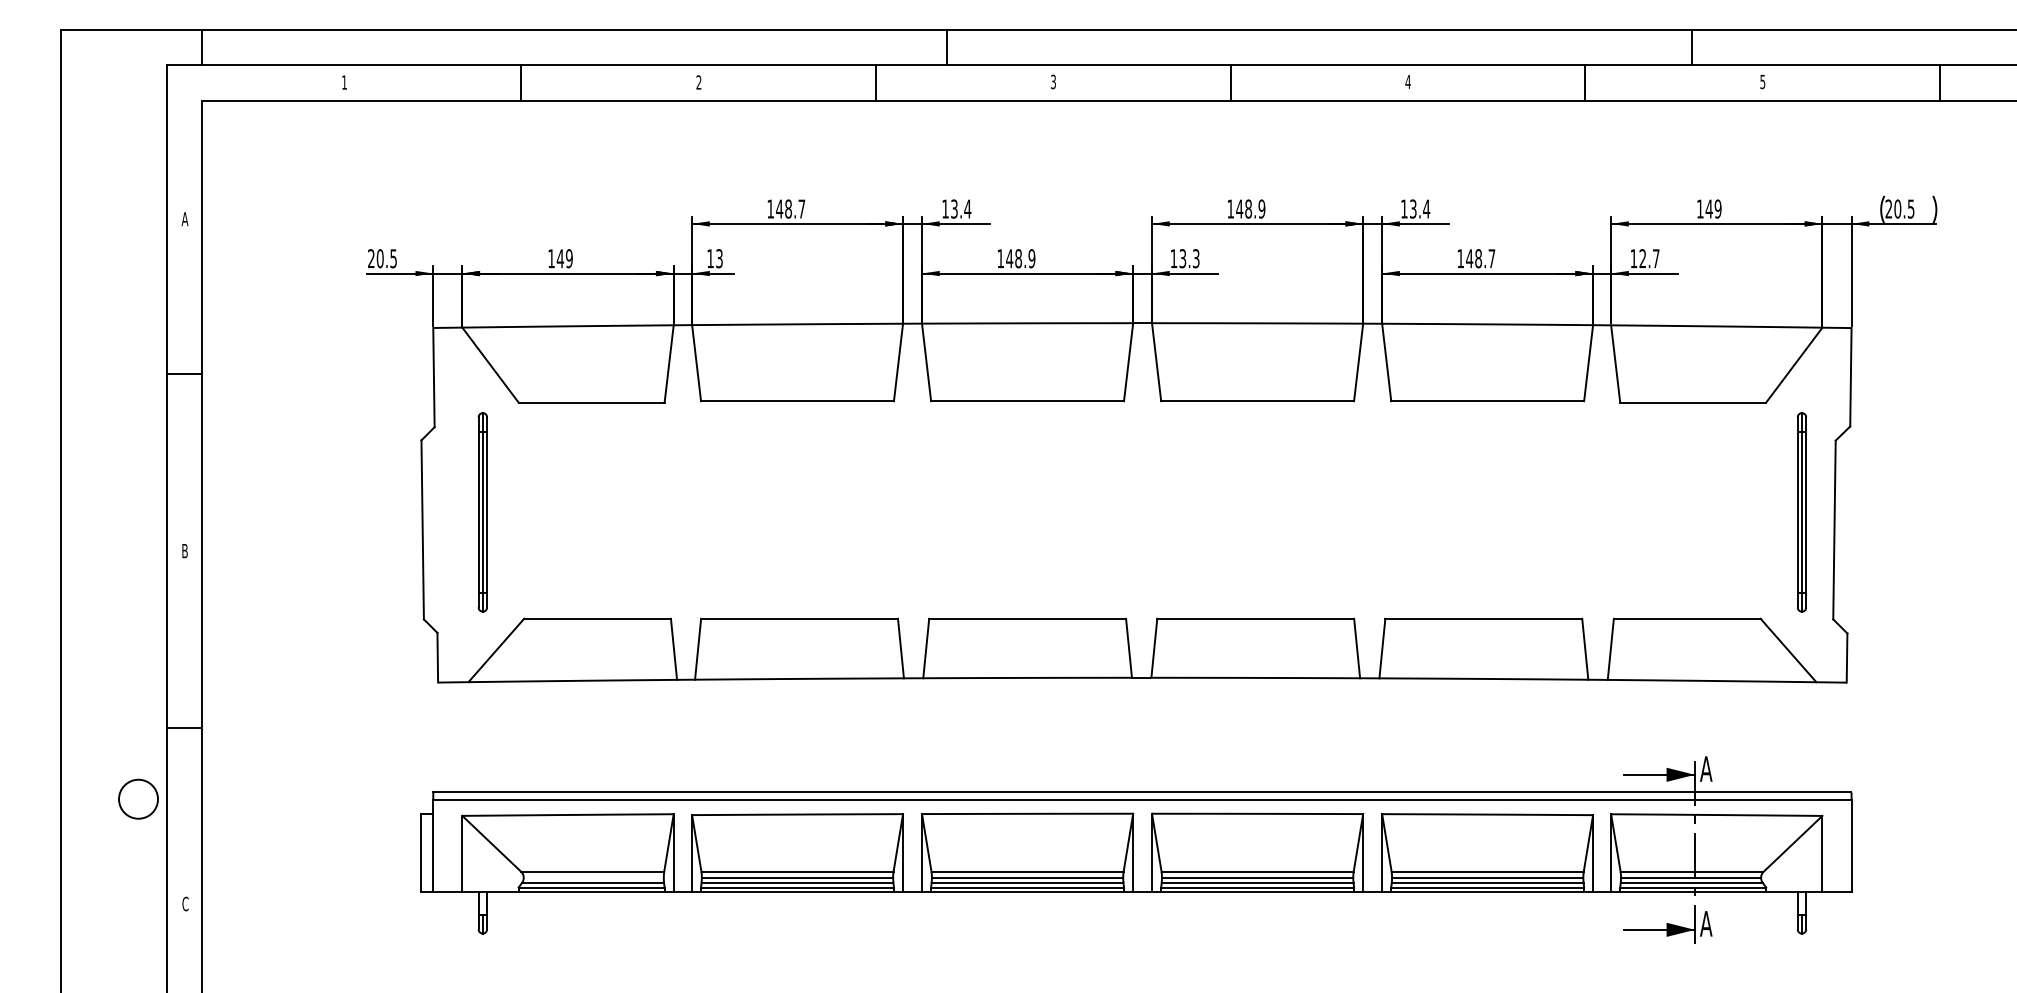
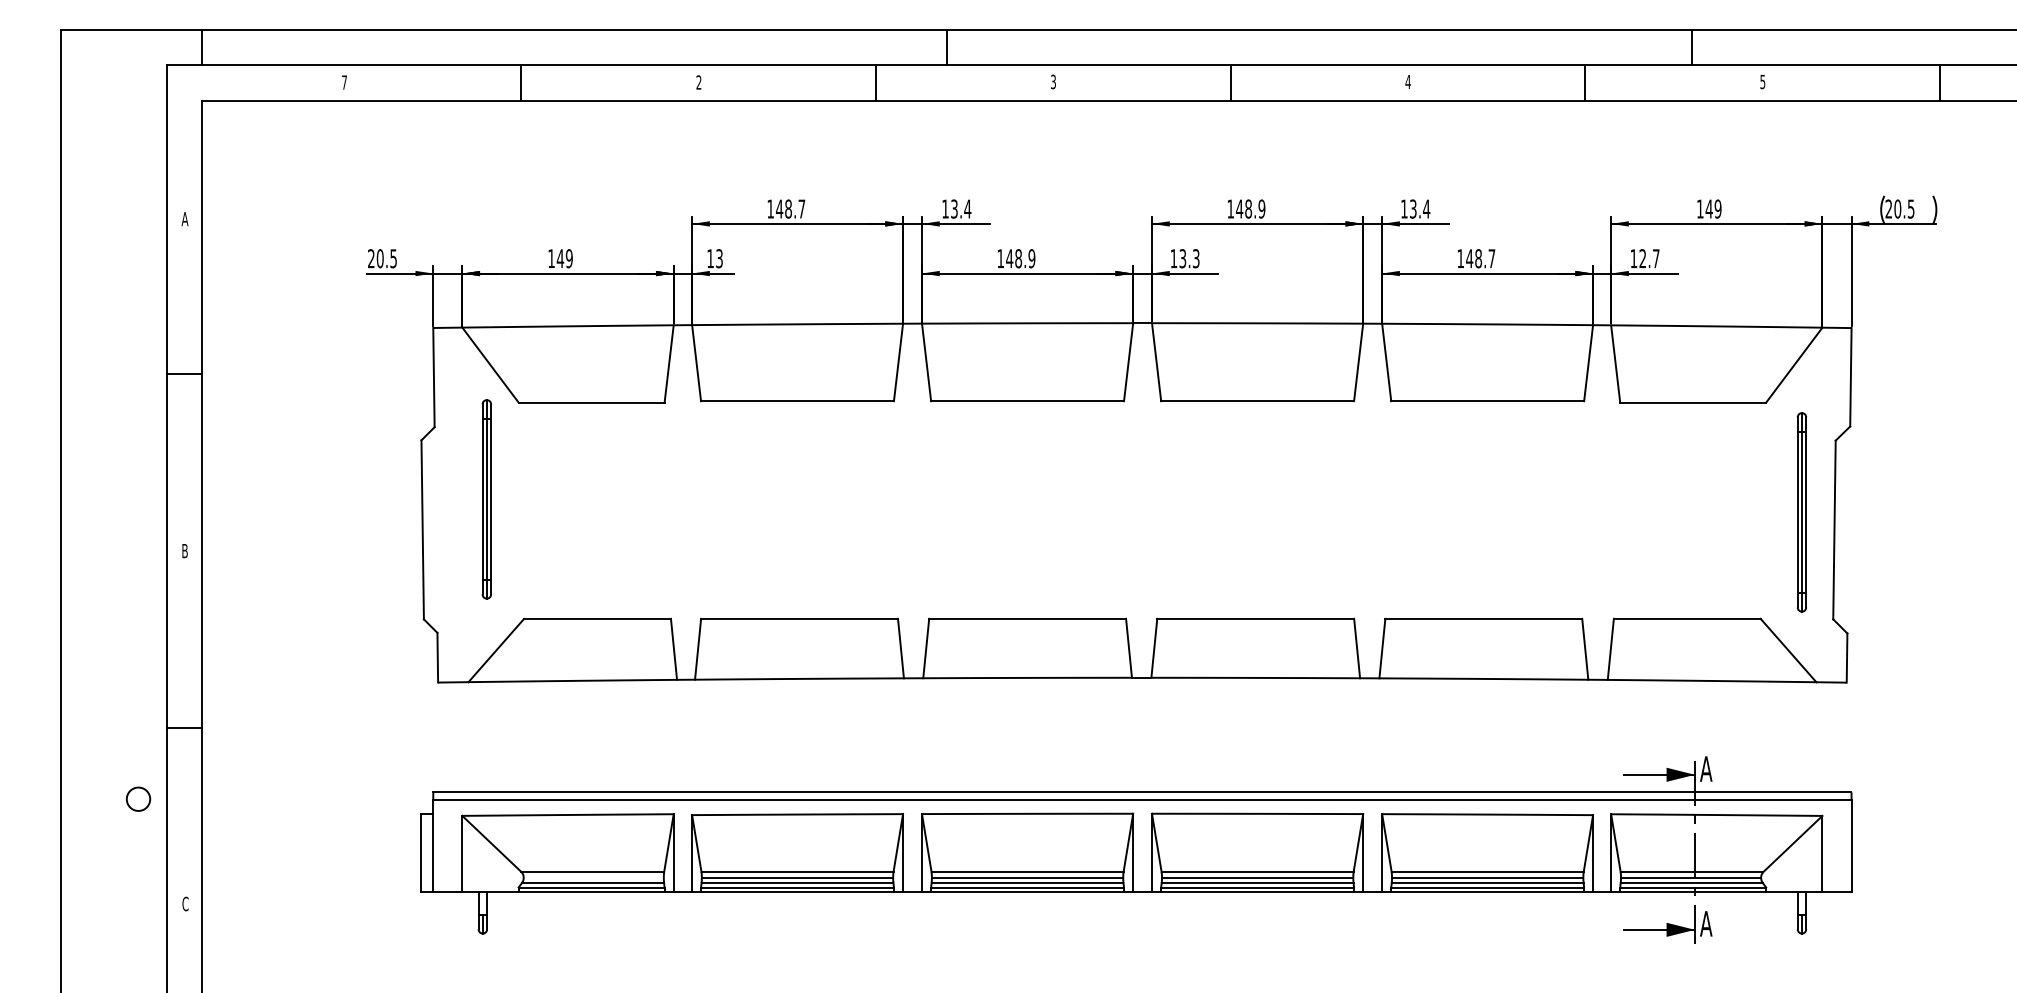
text: 1 -> 7 (344, 82)
part position: (482, 512) -> (486, 499) (486, 499)
circle diameter: 39 px -> 23 px (138, 798)
